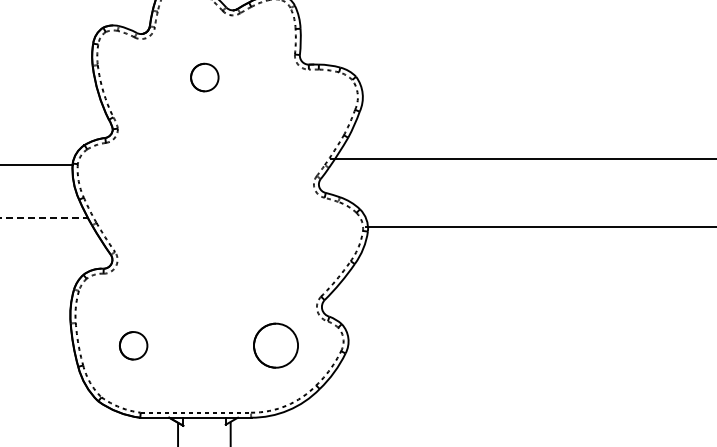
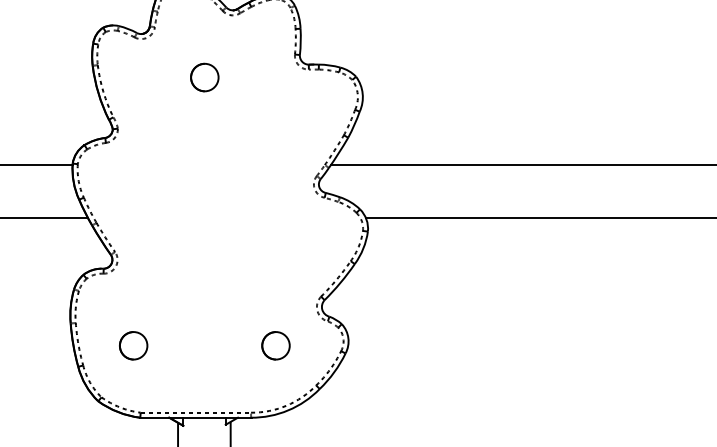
line position: (521, 159) -> (521, 165) (521, 165)
line: dashed -> solid (44, 217)
line position: (539, 226) -> (539, 217) (539, 217)
circle size: 46x47 px -> 30x30 px (275, 345)
